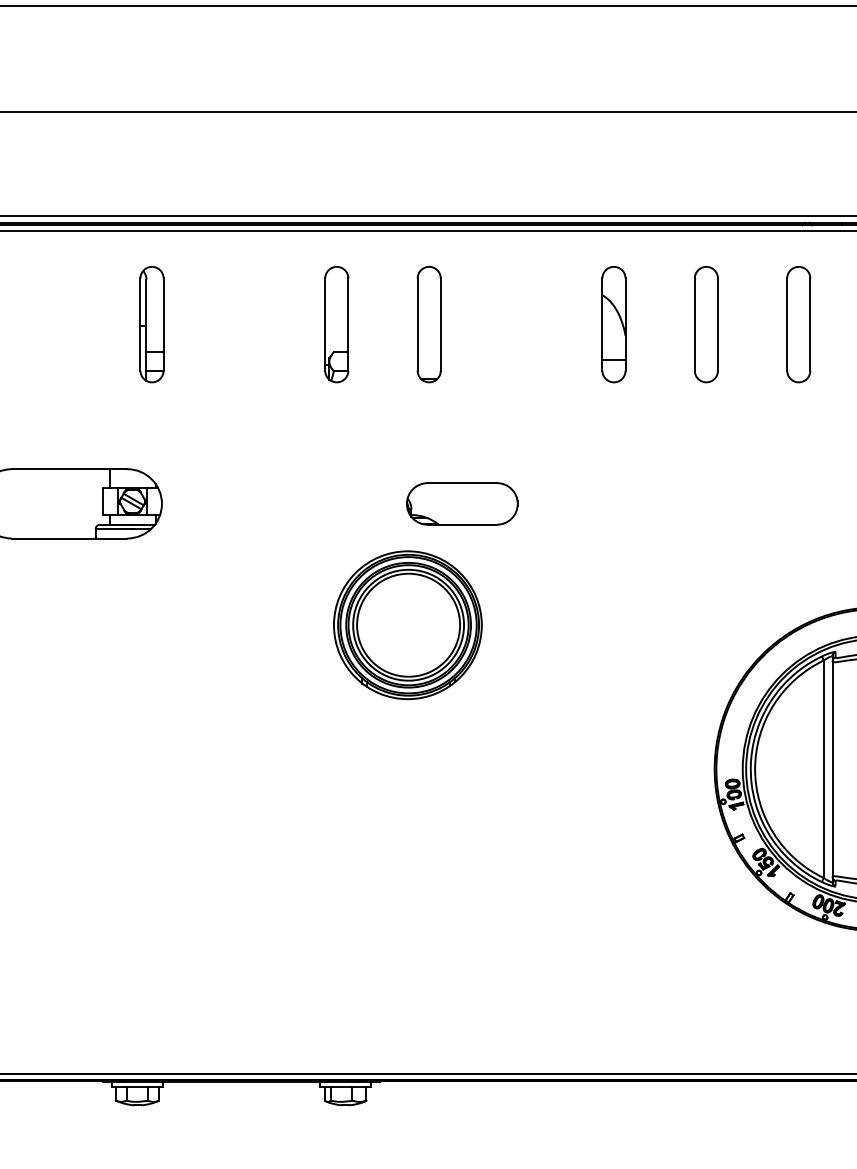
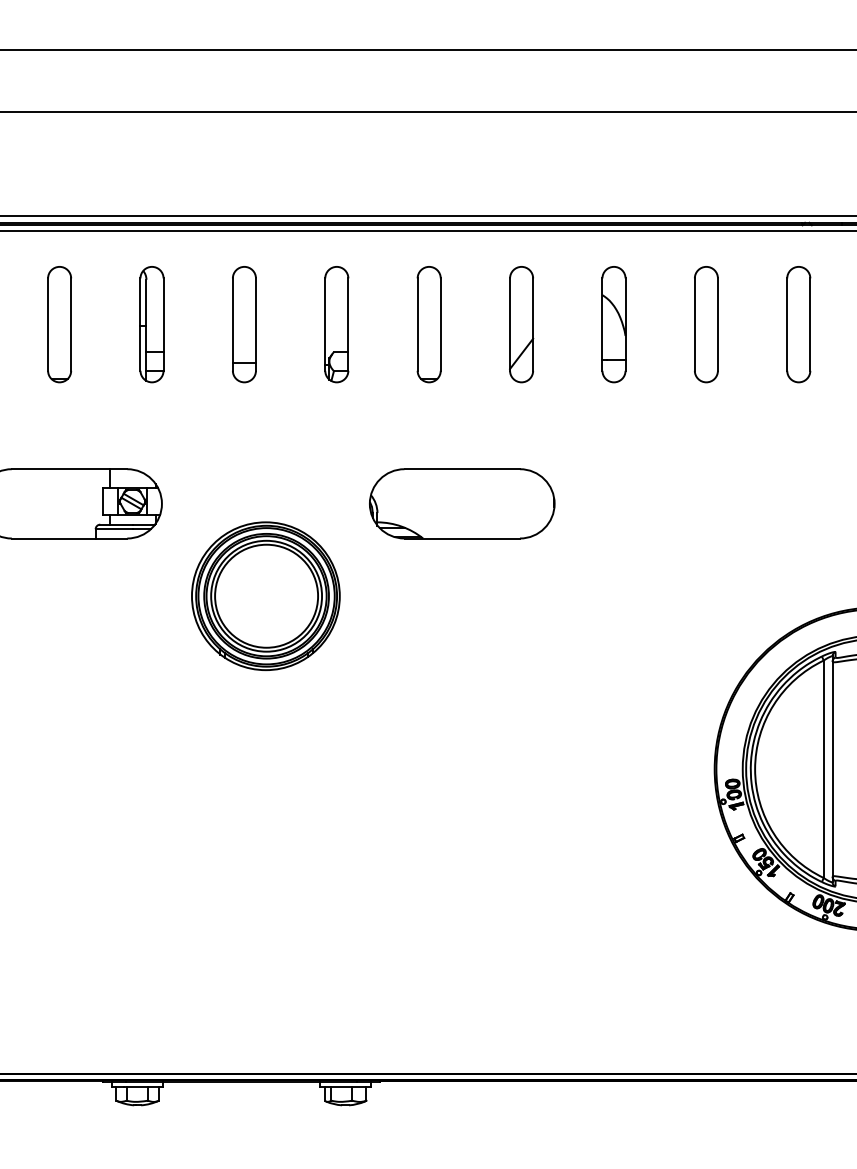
line position: (427, 5) -> (427, 49) (427, 49)
part: none -> present (59, 324)
part: none -> present (244, 324)
part: none -> present (521, 324)
part size: 113x44 px -> 187x72 px (462, 503)
part position: (407, 625) -> (265, 596) (265, 596)
